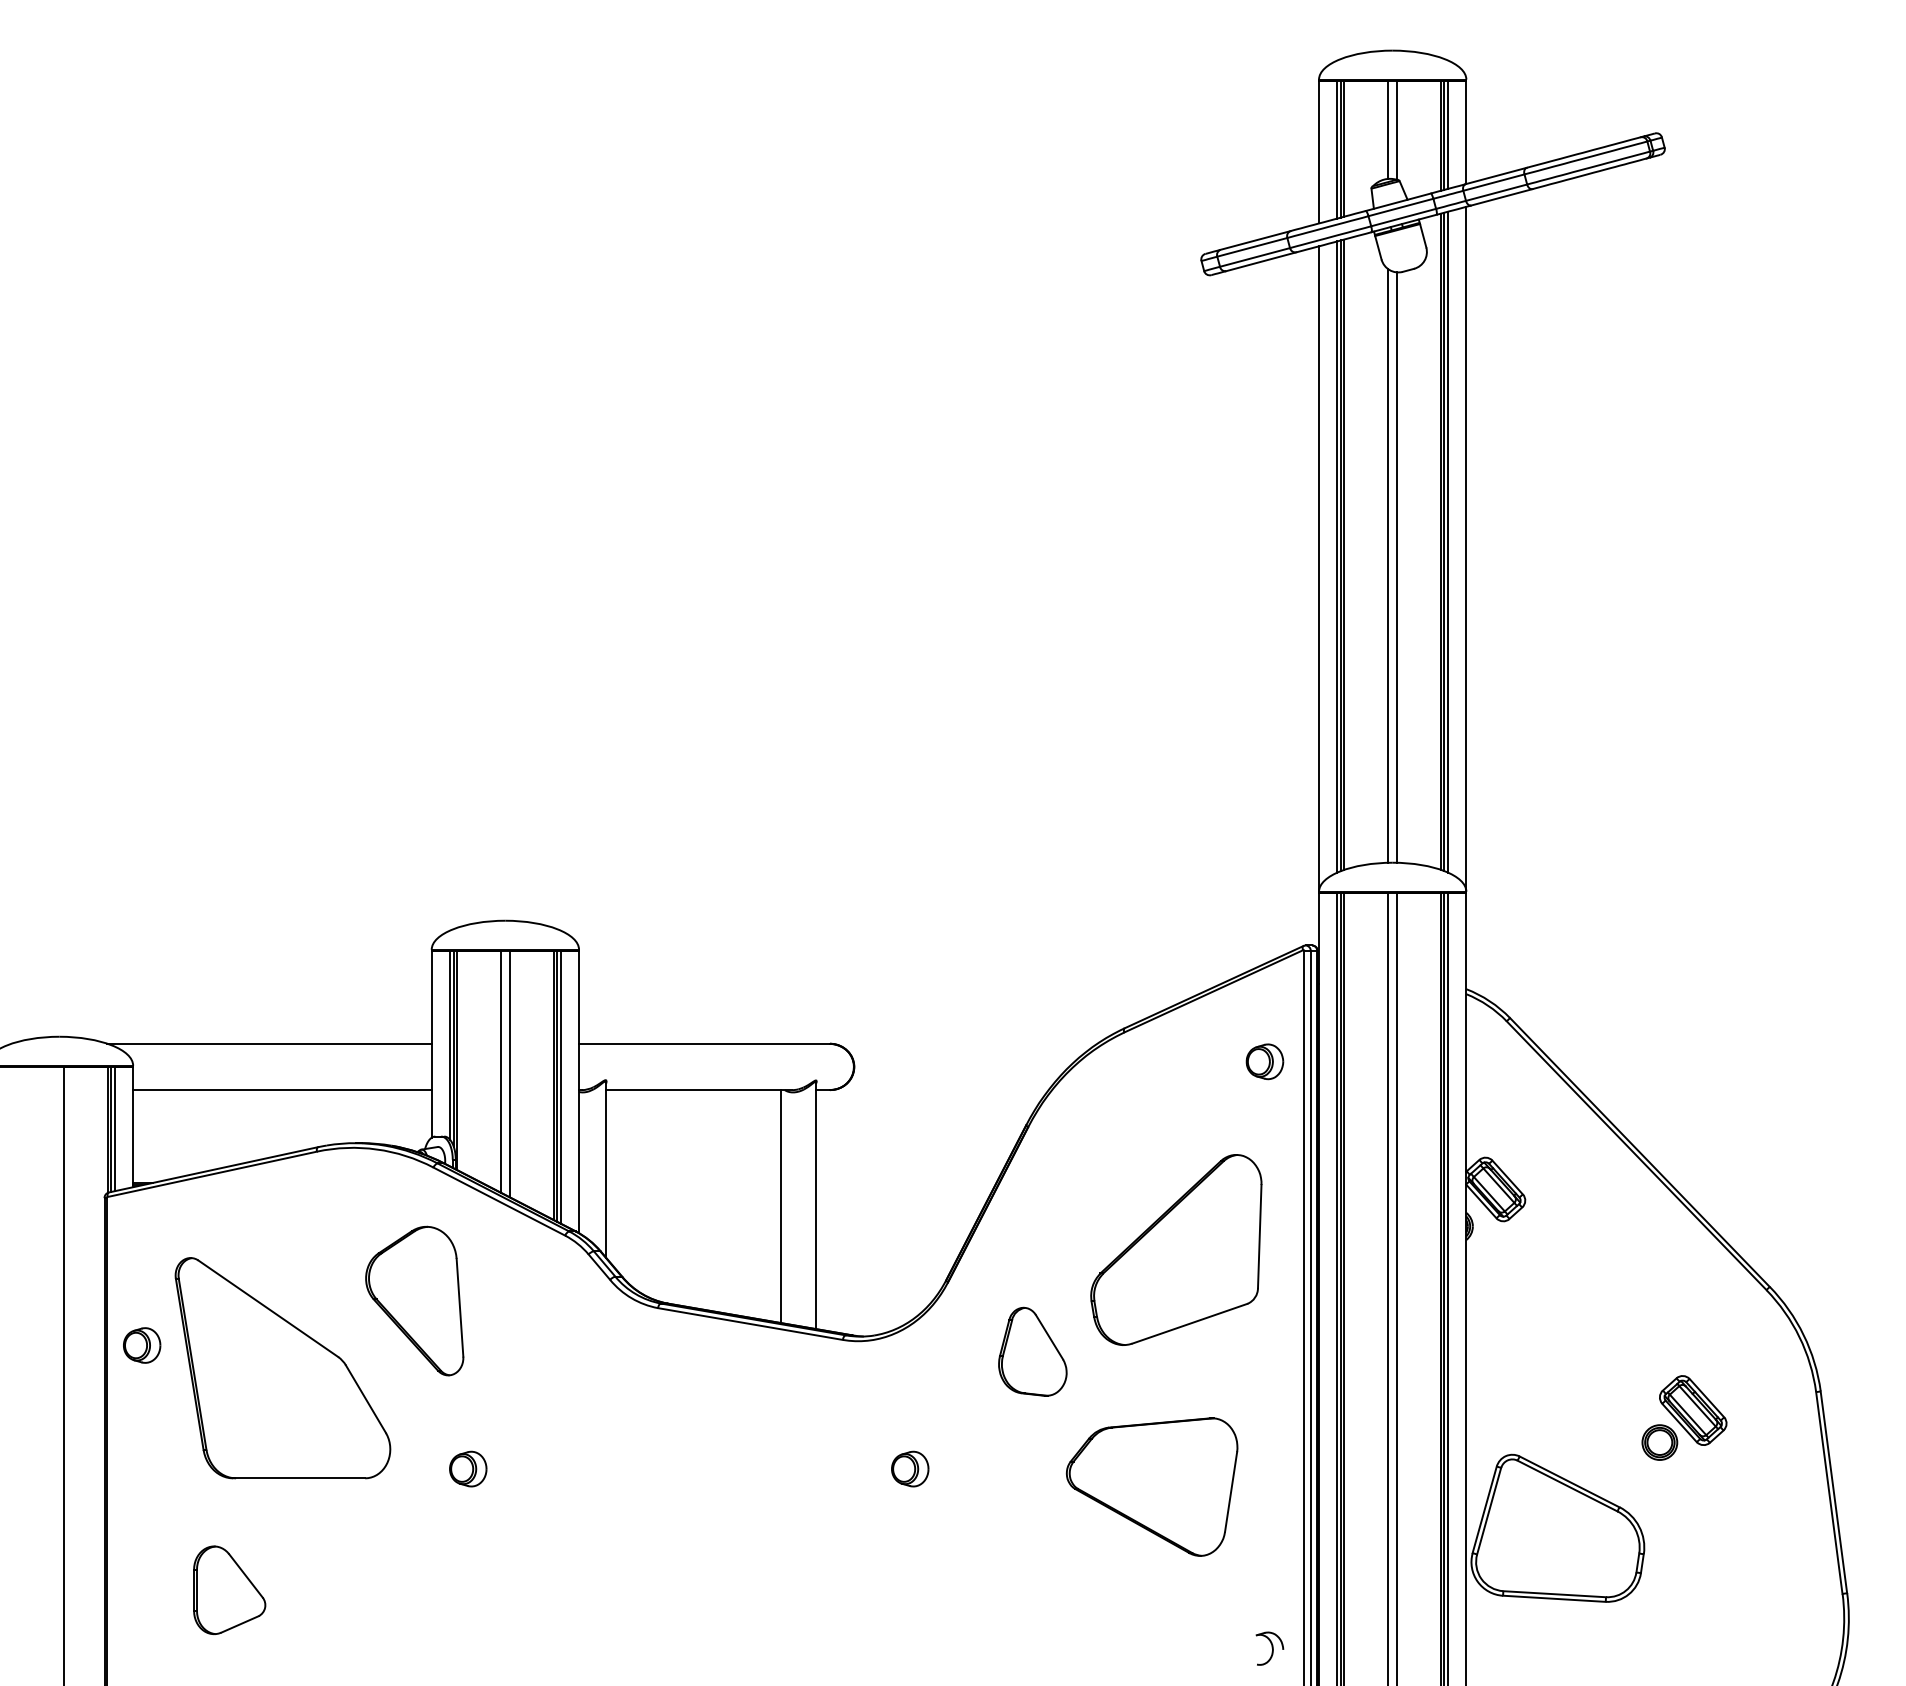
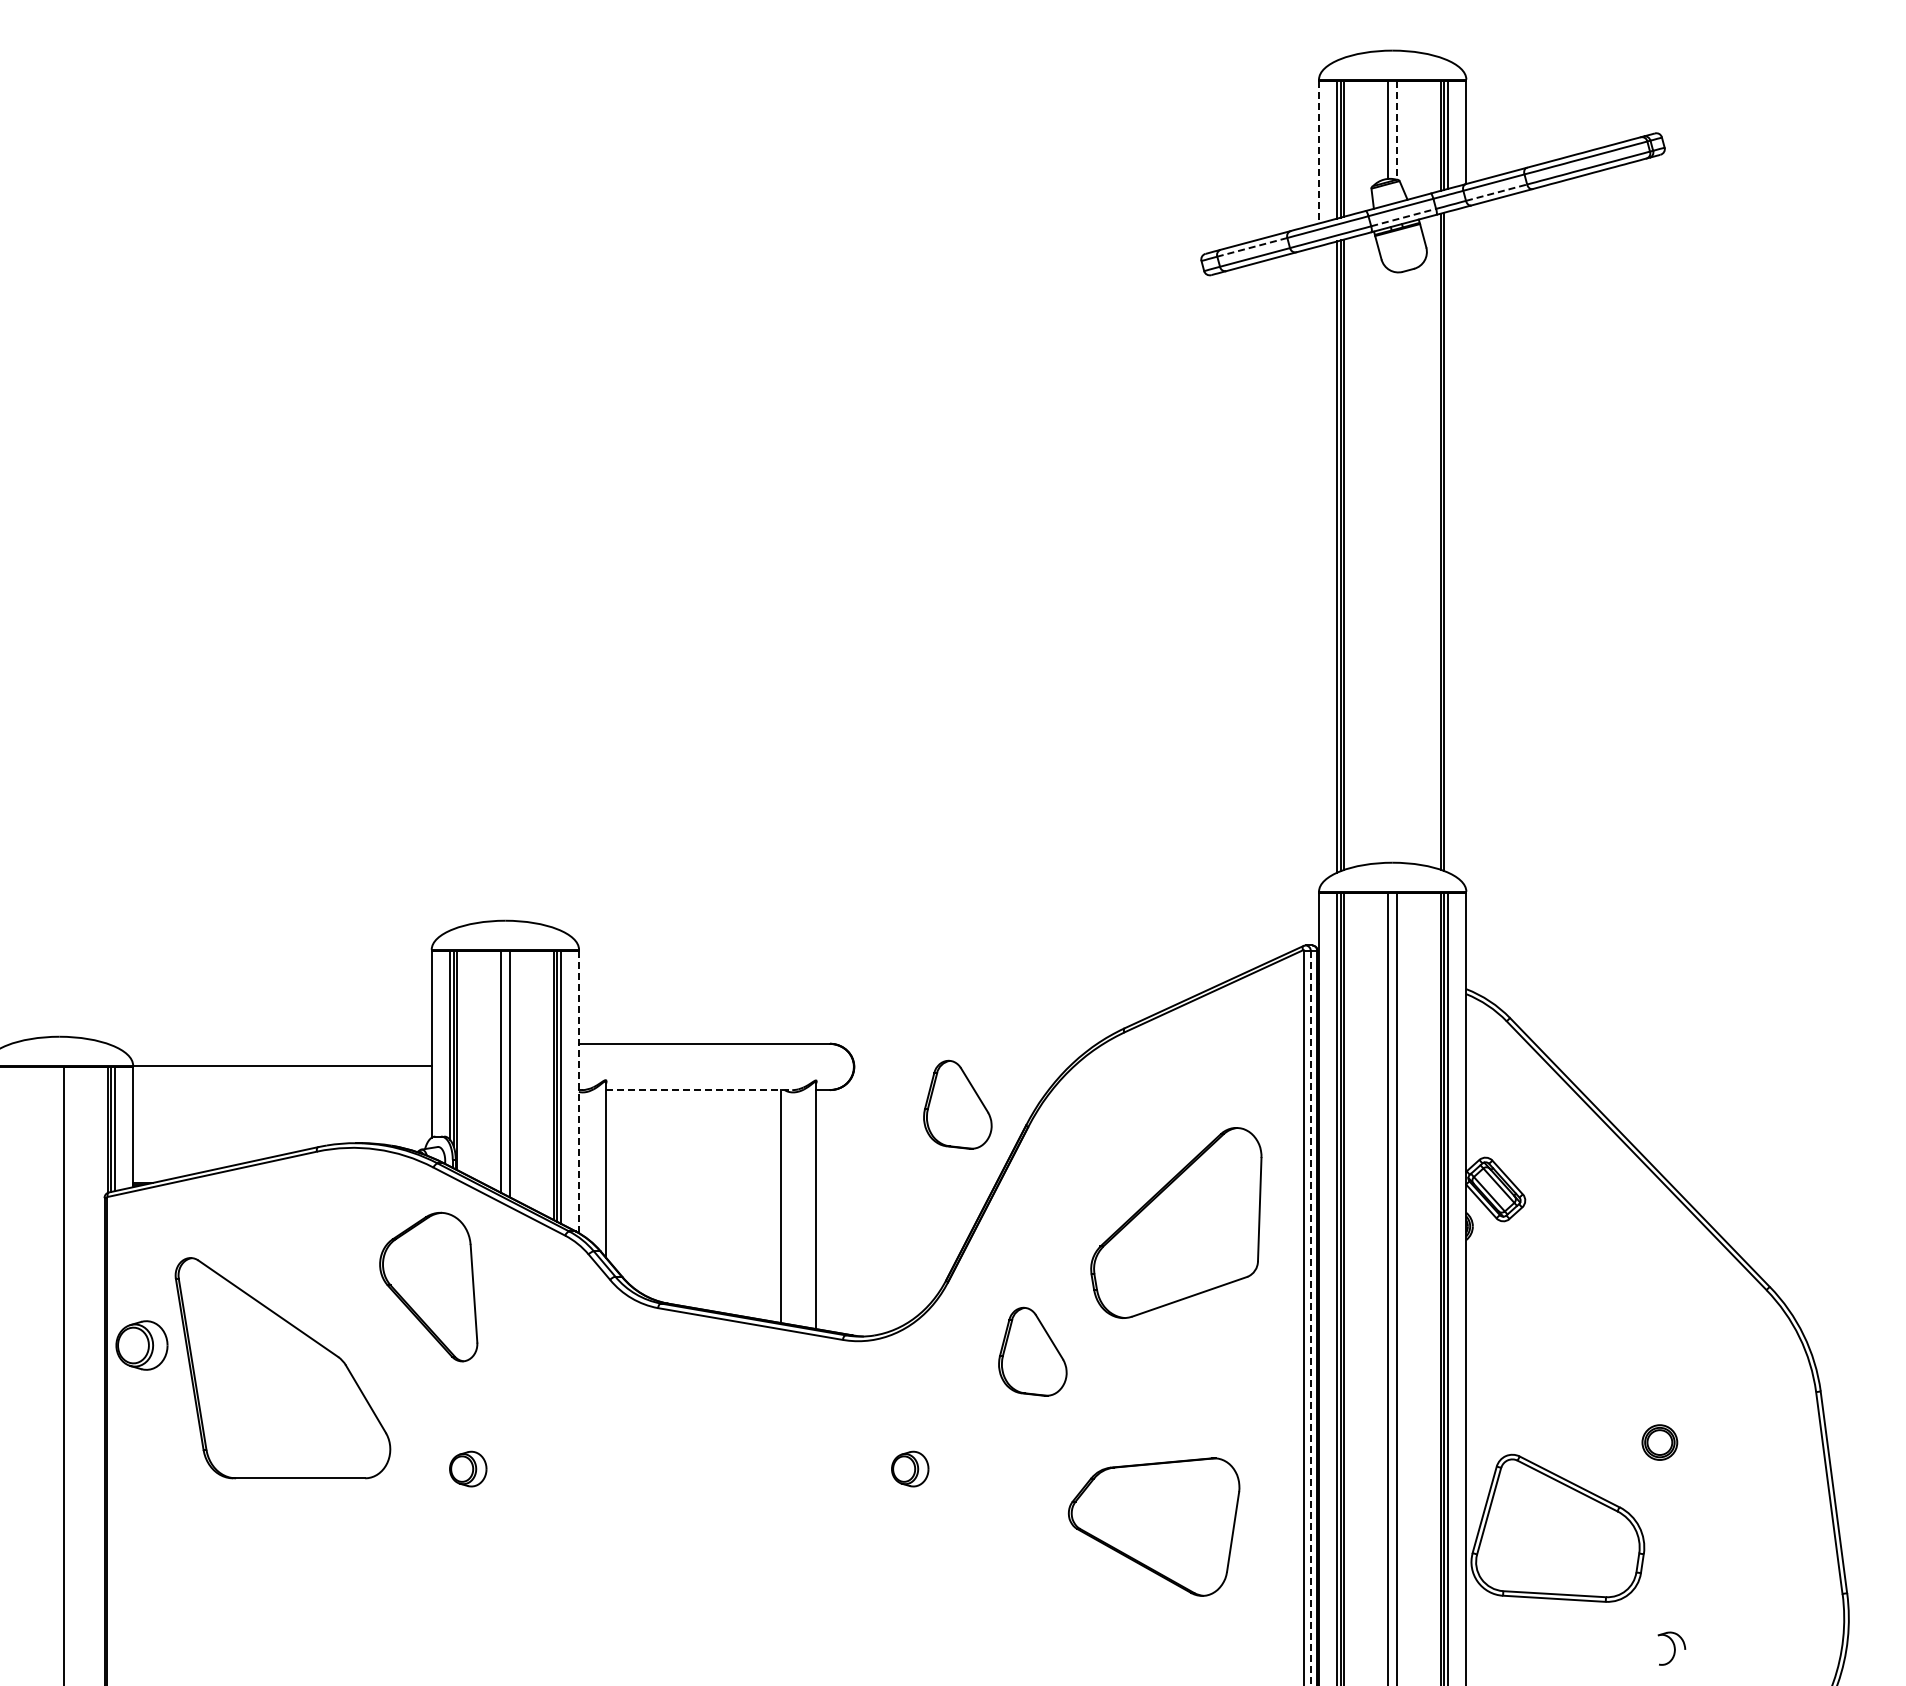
line: solid -> dashed (1397, 130)
line: solid -> dashed (1319, 152)
line: solid -> dashed (1496, 192)
line: solid -> dashed (1403, 217)
line: solid -> dashed (1251, 247)
line: present -> none (1448, 541)
line: present -> none (1466, 547)
line: present -> none (1388, 565)
line: present -> none (1319, 567)
line: present -> none (1397, 567)
line: present -> none (269, 1043)
part: present -> none (1264, 1061)
line position: (282, 1090) -> (282, 1066) (282, 1066)
line: solid -> dashed (699, 1090)
line: solid -> dashed (578, 1092)
part: none -> present (957, 1104)
part position: (1176, 1249) -> (1176, 1222) (1176, 1222)
part position: (414, 1300) -> (428, 1286) (428, 1286)
line: solid -> dashed (1310, 1318)
part size: 39x37 px -> 54x51 px (141, 1345)
part: present -> none (1693, 1410)
part position: (1151, 1486) -> (1153, 1526) (1153, 1526)
part: present -> none (229, 1589)
part position: (1269, 1648) -> (1671, 1648) (1671, 1648)
